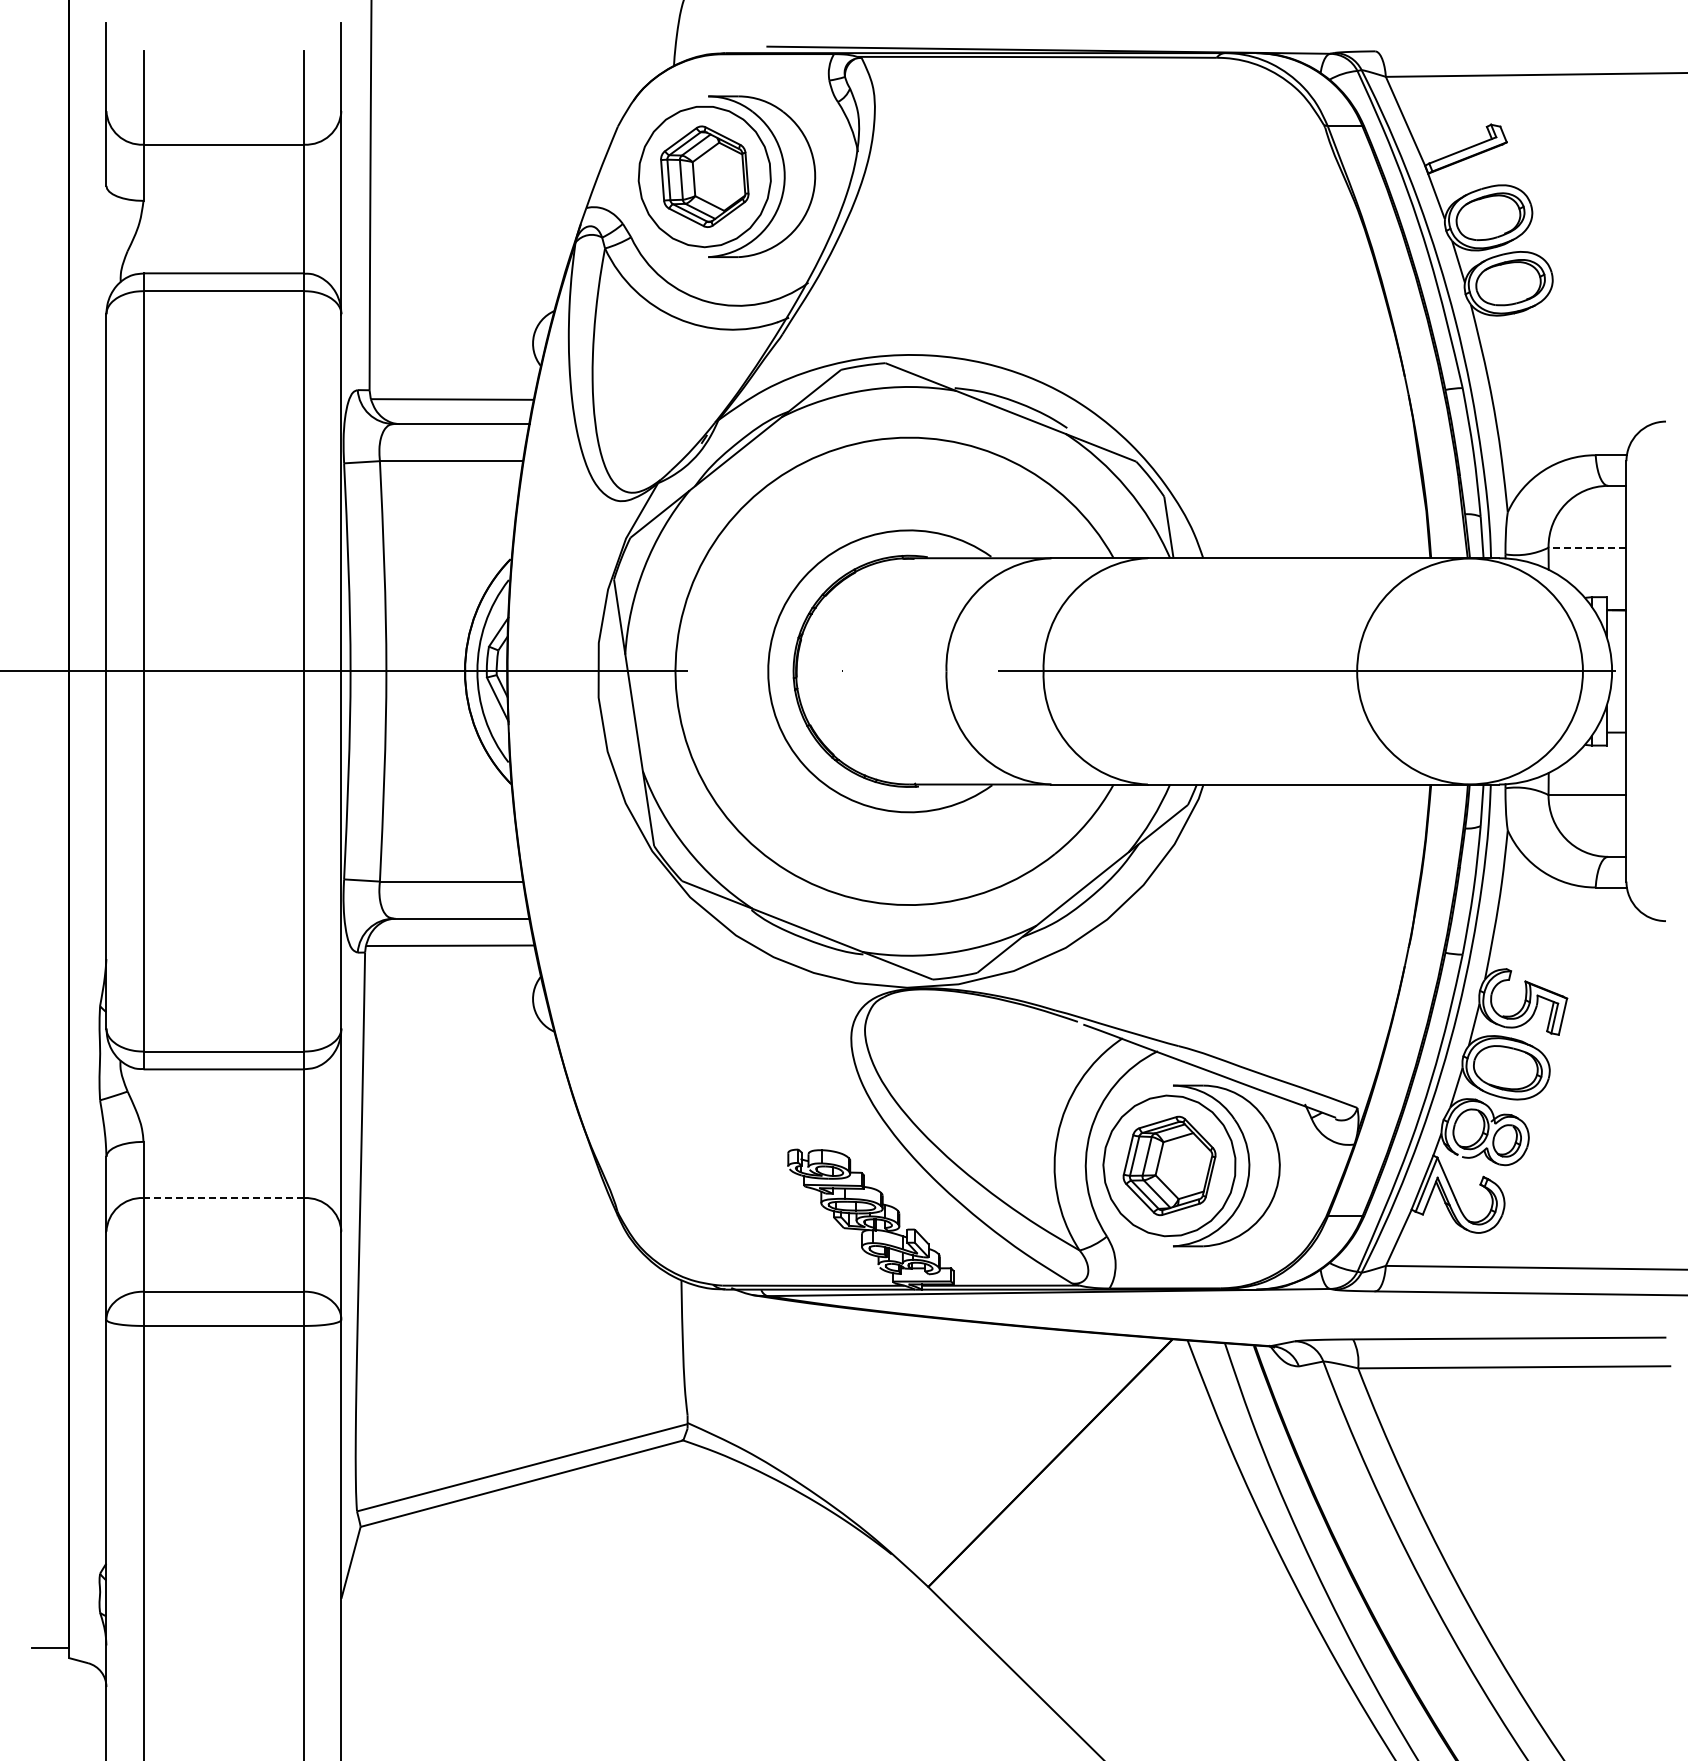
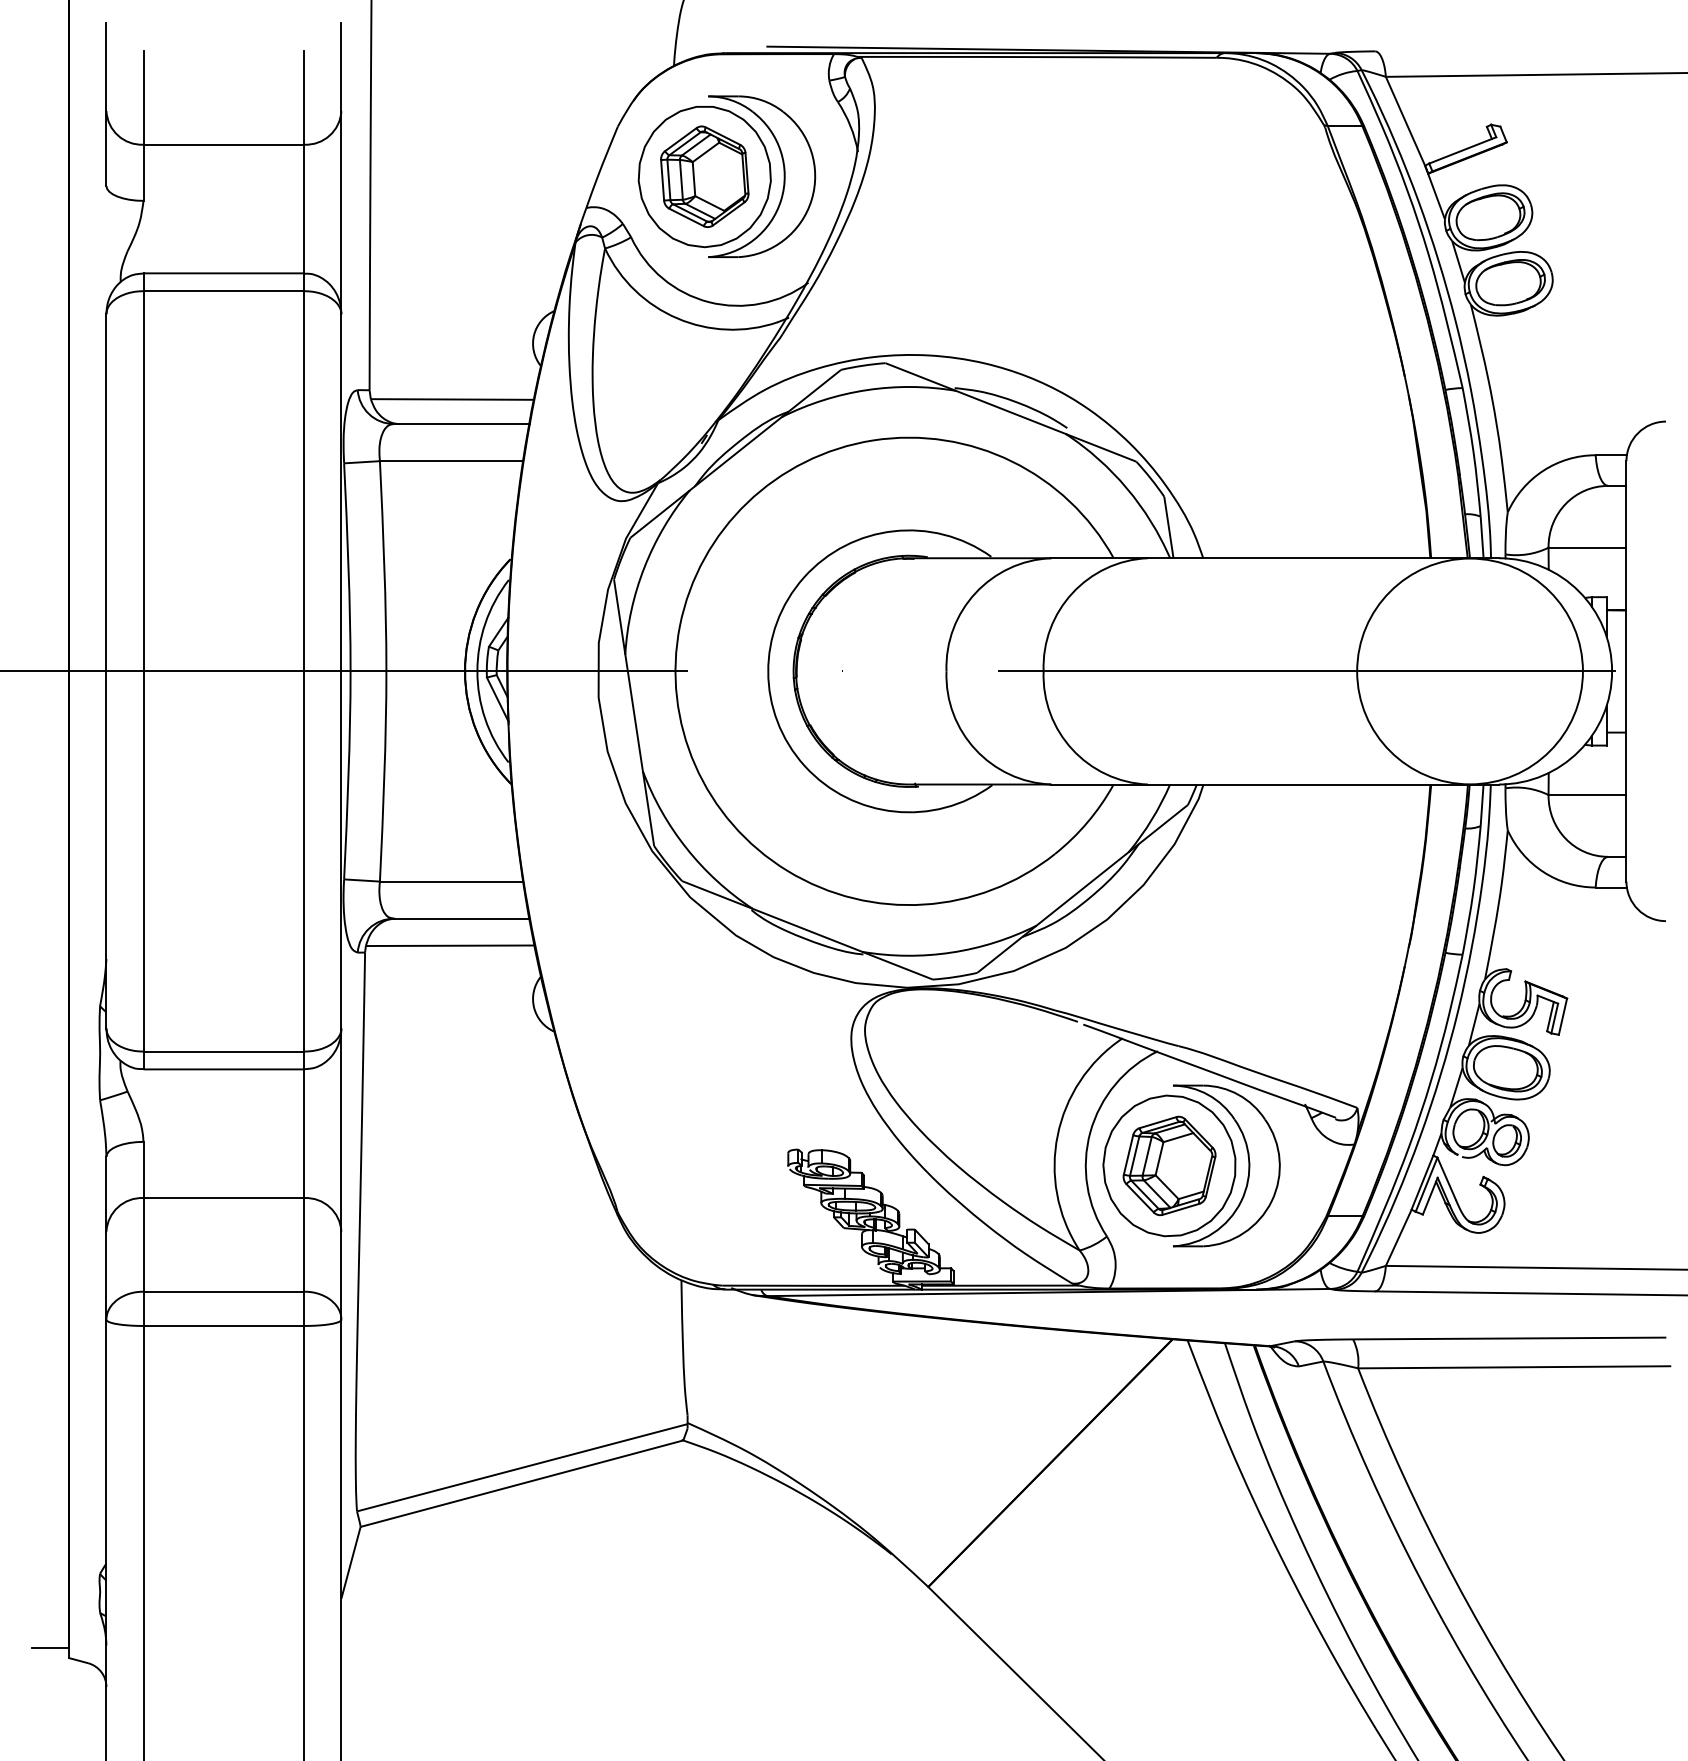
line: dashed -> solid (1587, 547)
line: dashed -> solid (223, 1198)
